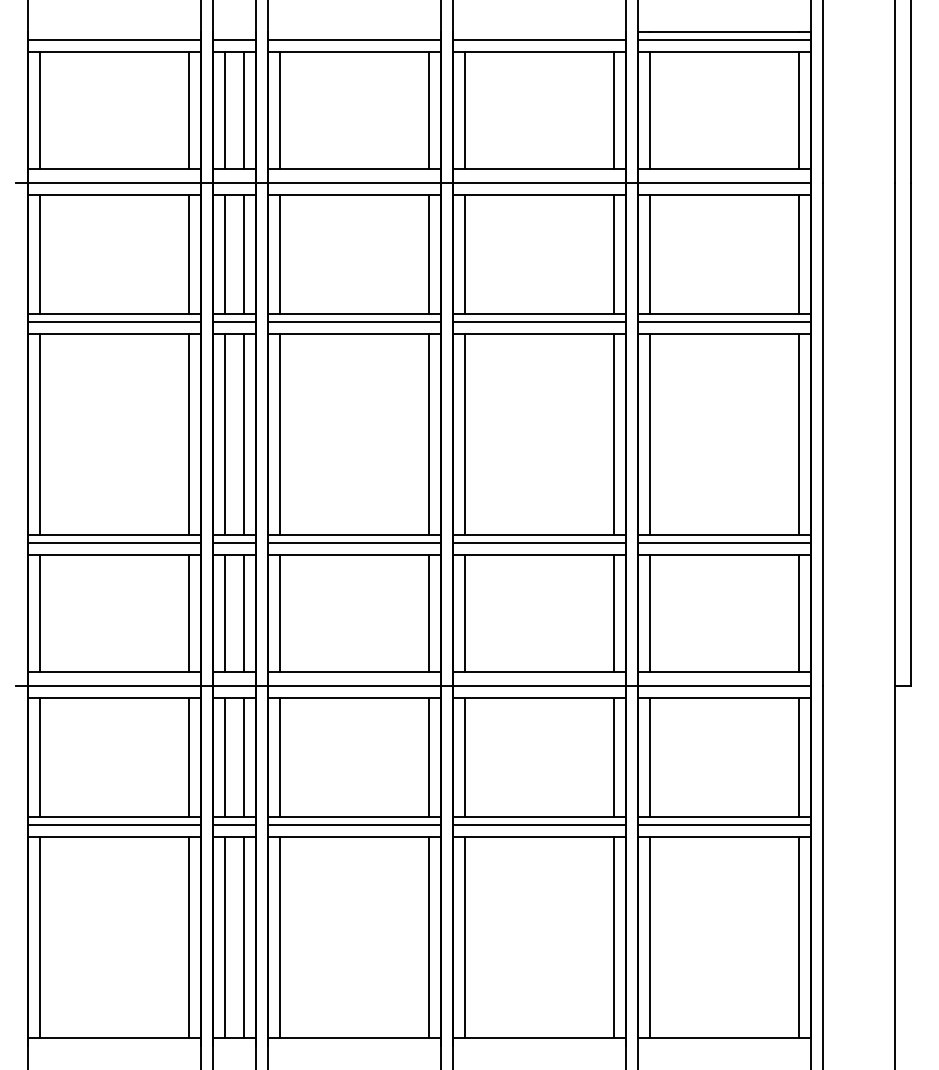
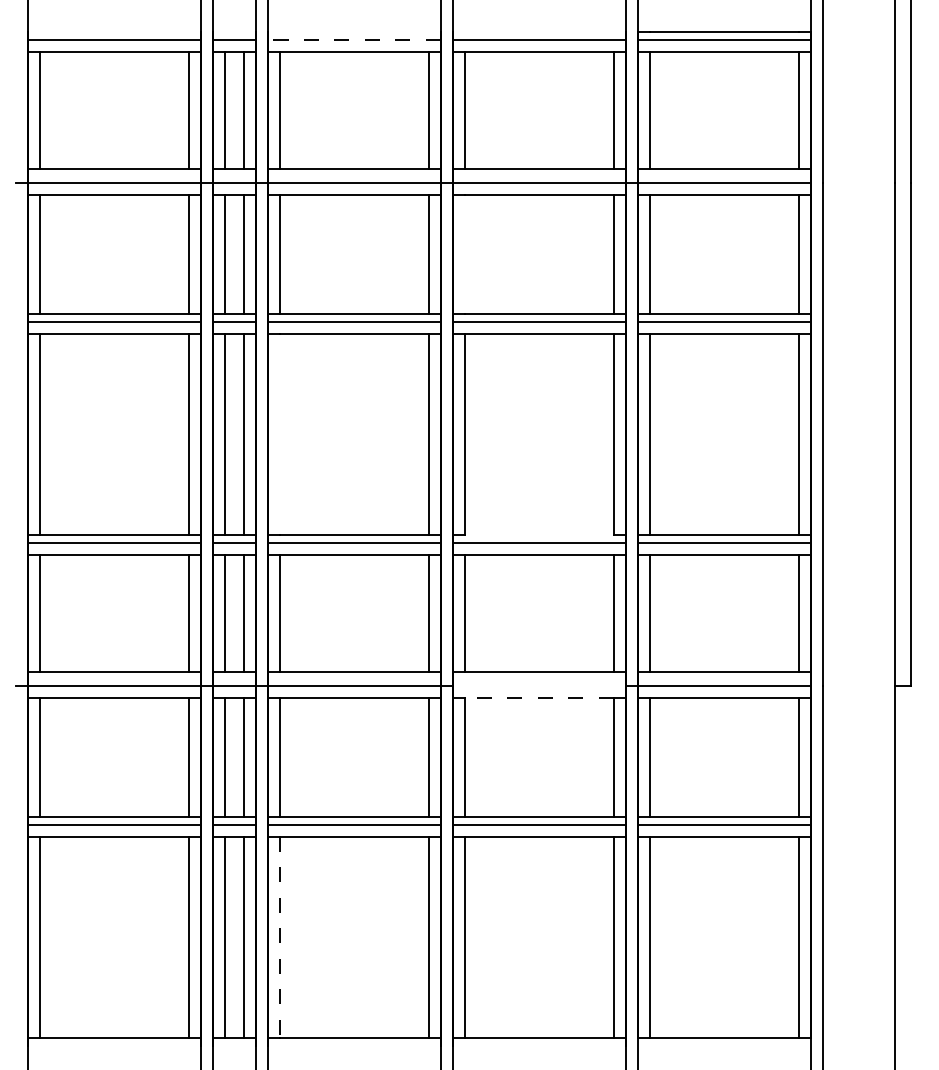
line: solid -> dashed (353, 39)
line: present -> none (465, 254)
line: present -> none (280, 434)
line: present -> none (539, 535)
line: present -> none (539, 685)
line: solid -> dashed (539, 698)
line: solid -> dashed (280, 937)
